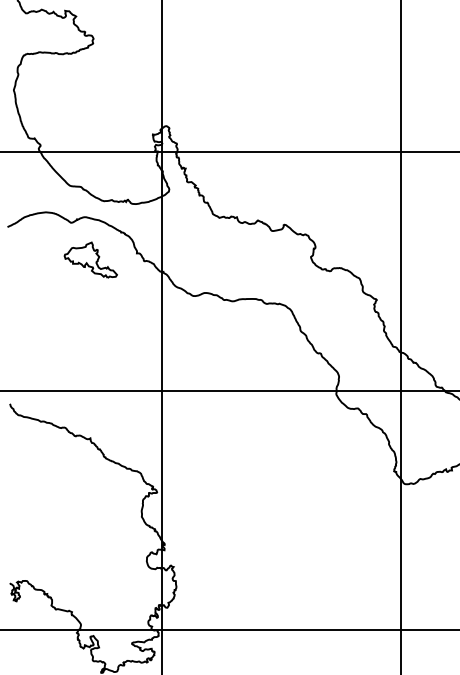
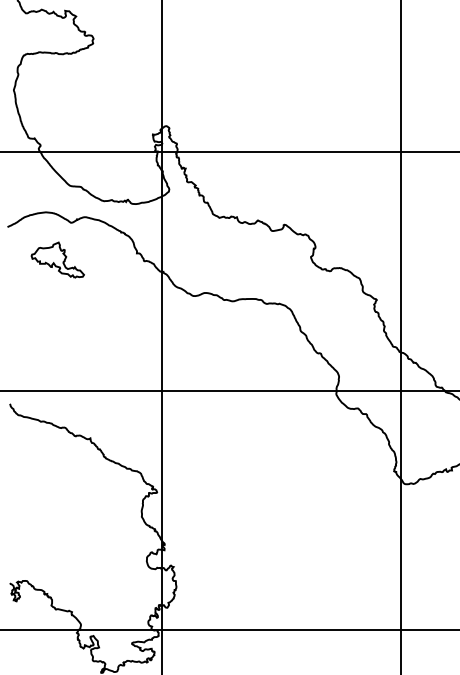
part position: (90, 259) -> (57, 259) (57, 259)
